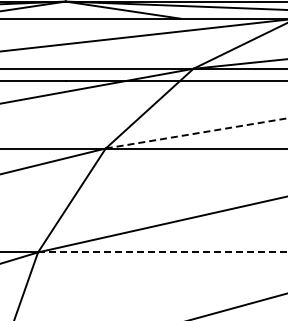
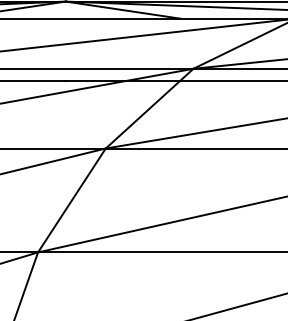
line: dashed -> solid (196, 133)
line: dashed -> solid (162, 252)
